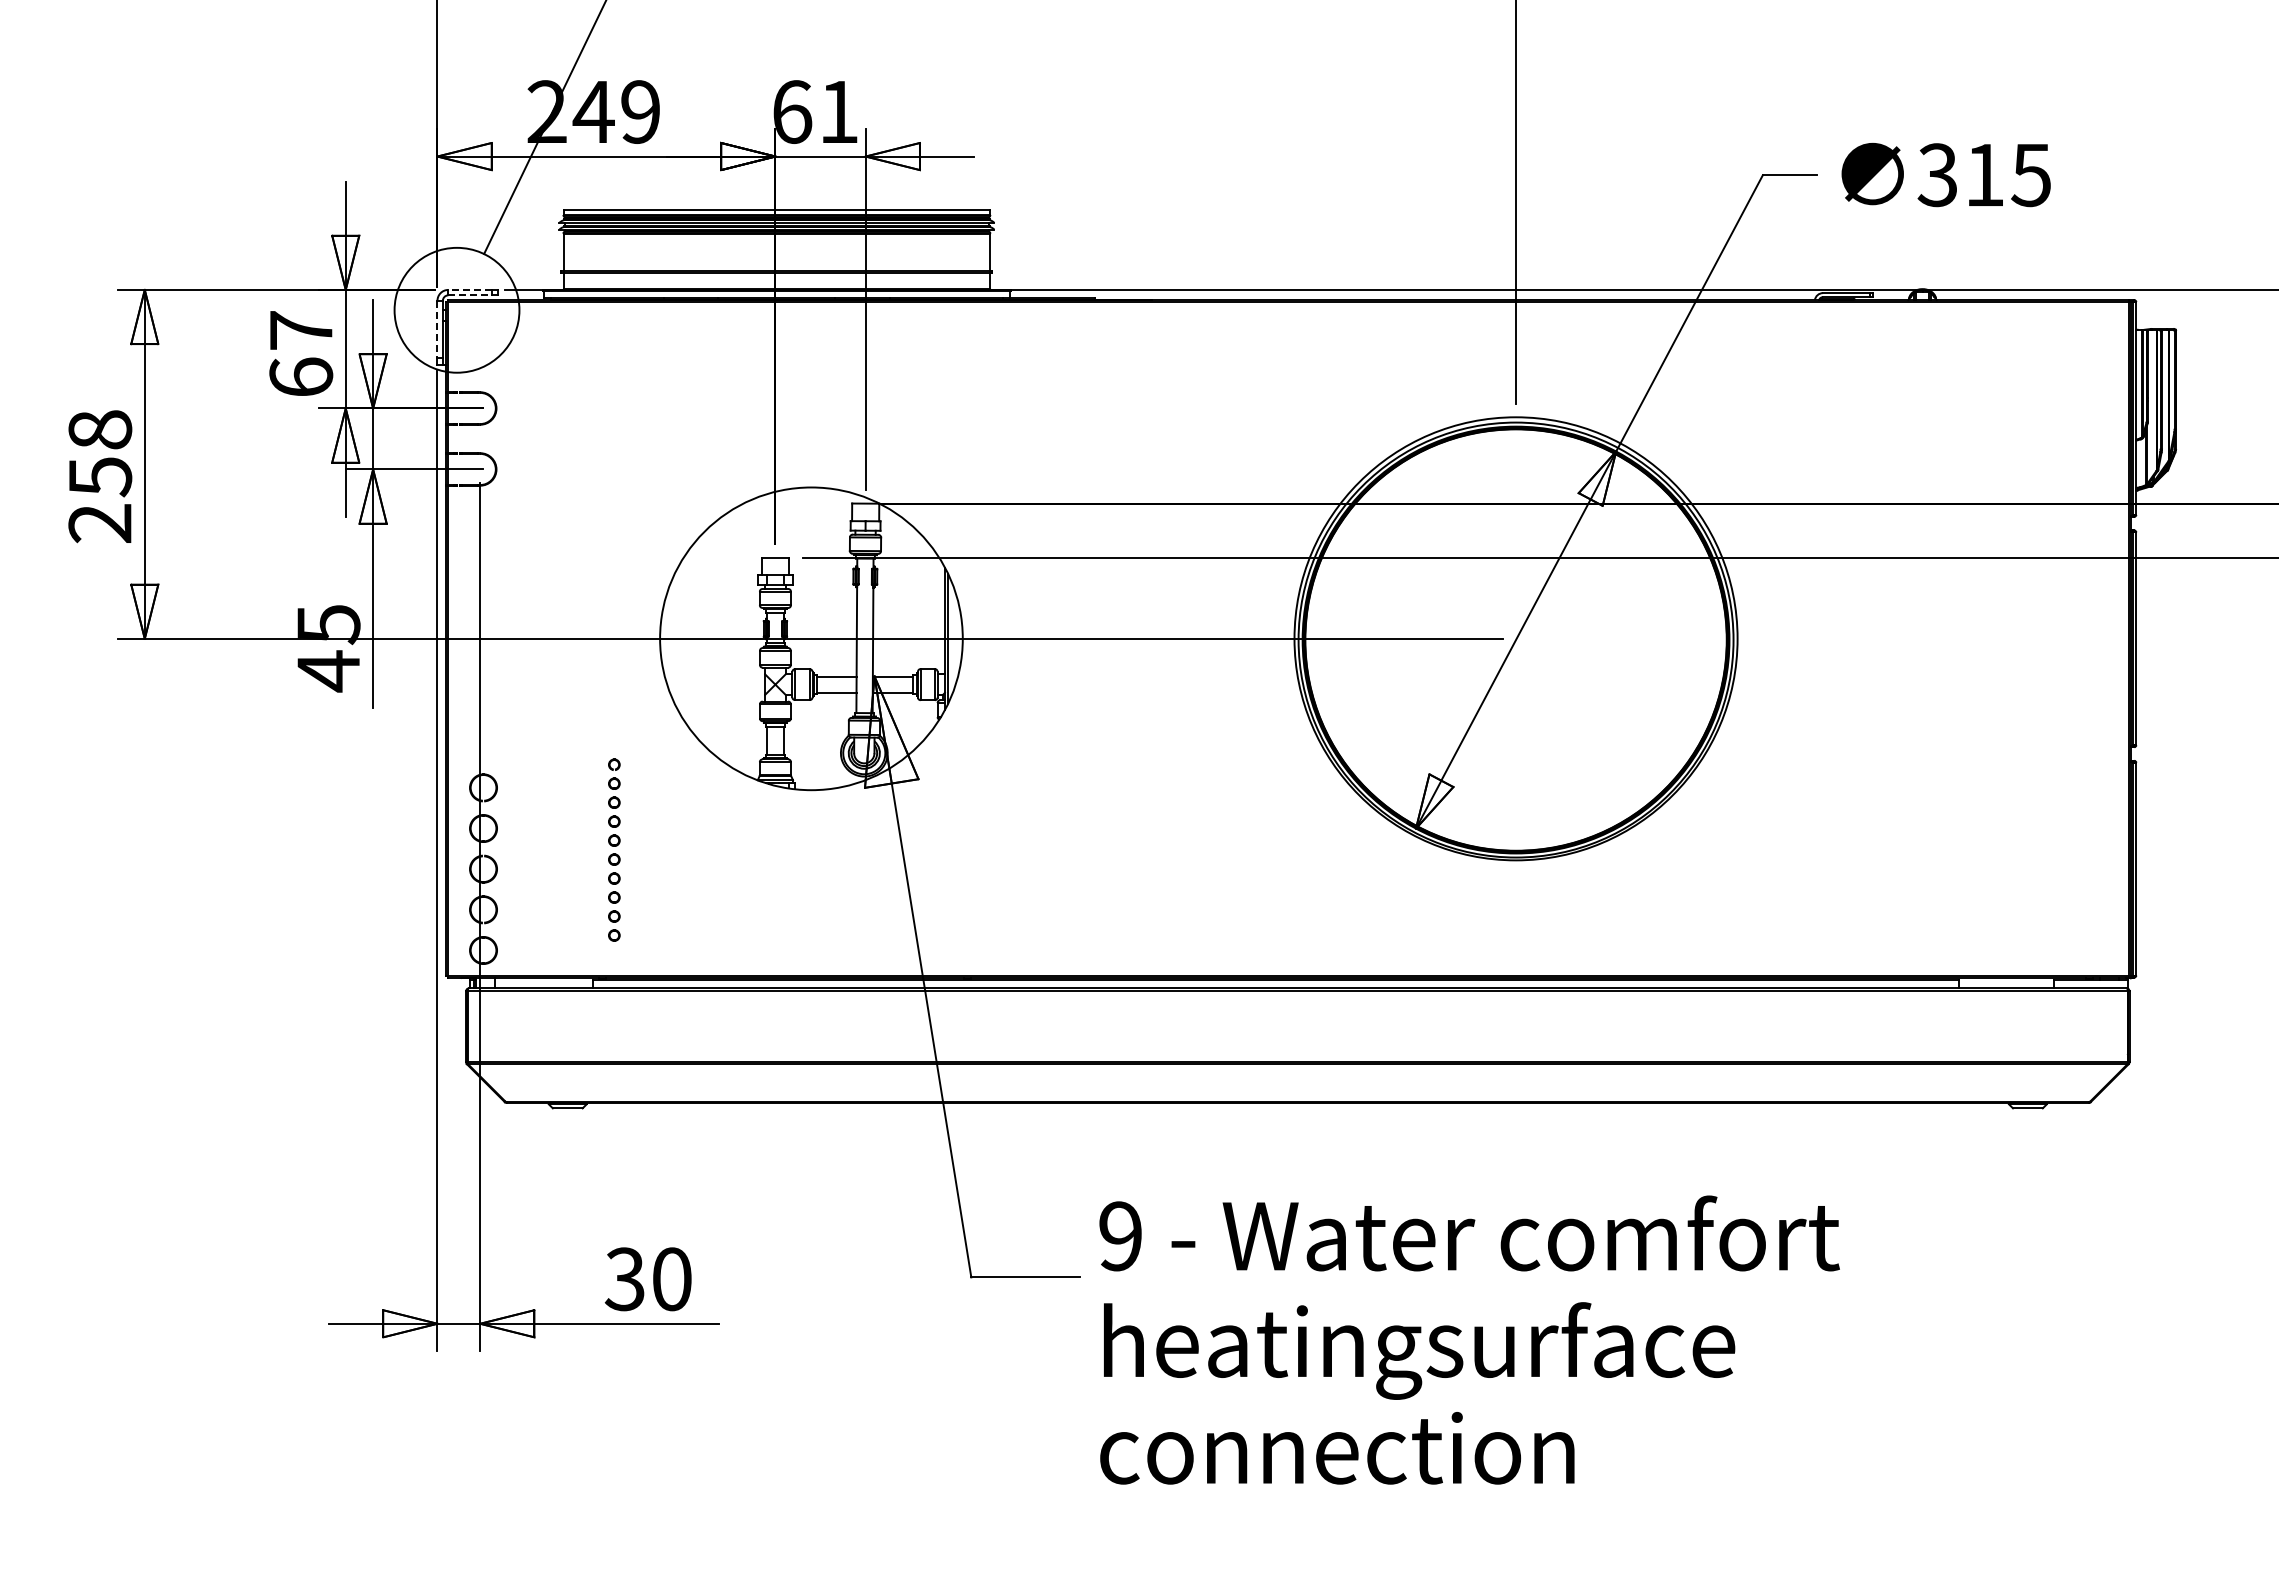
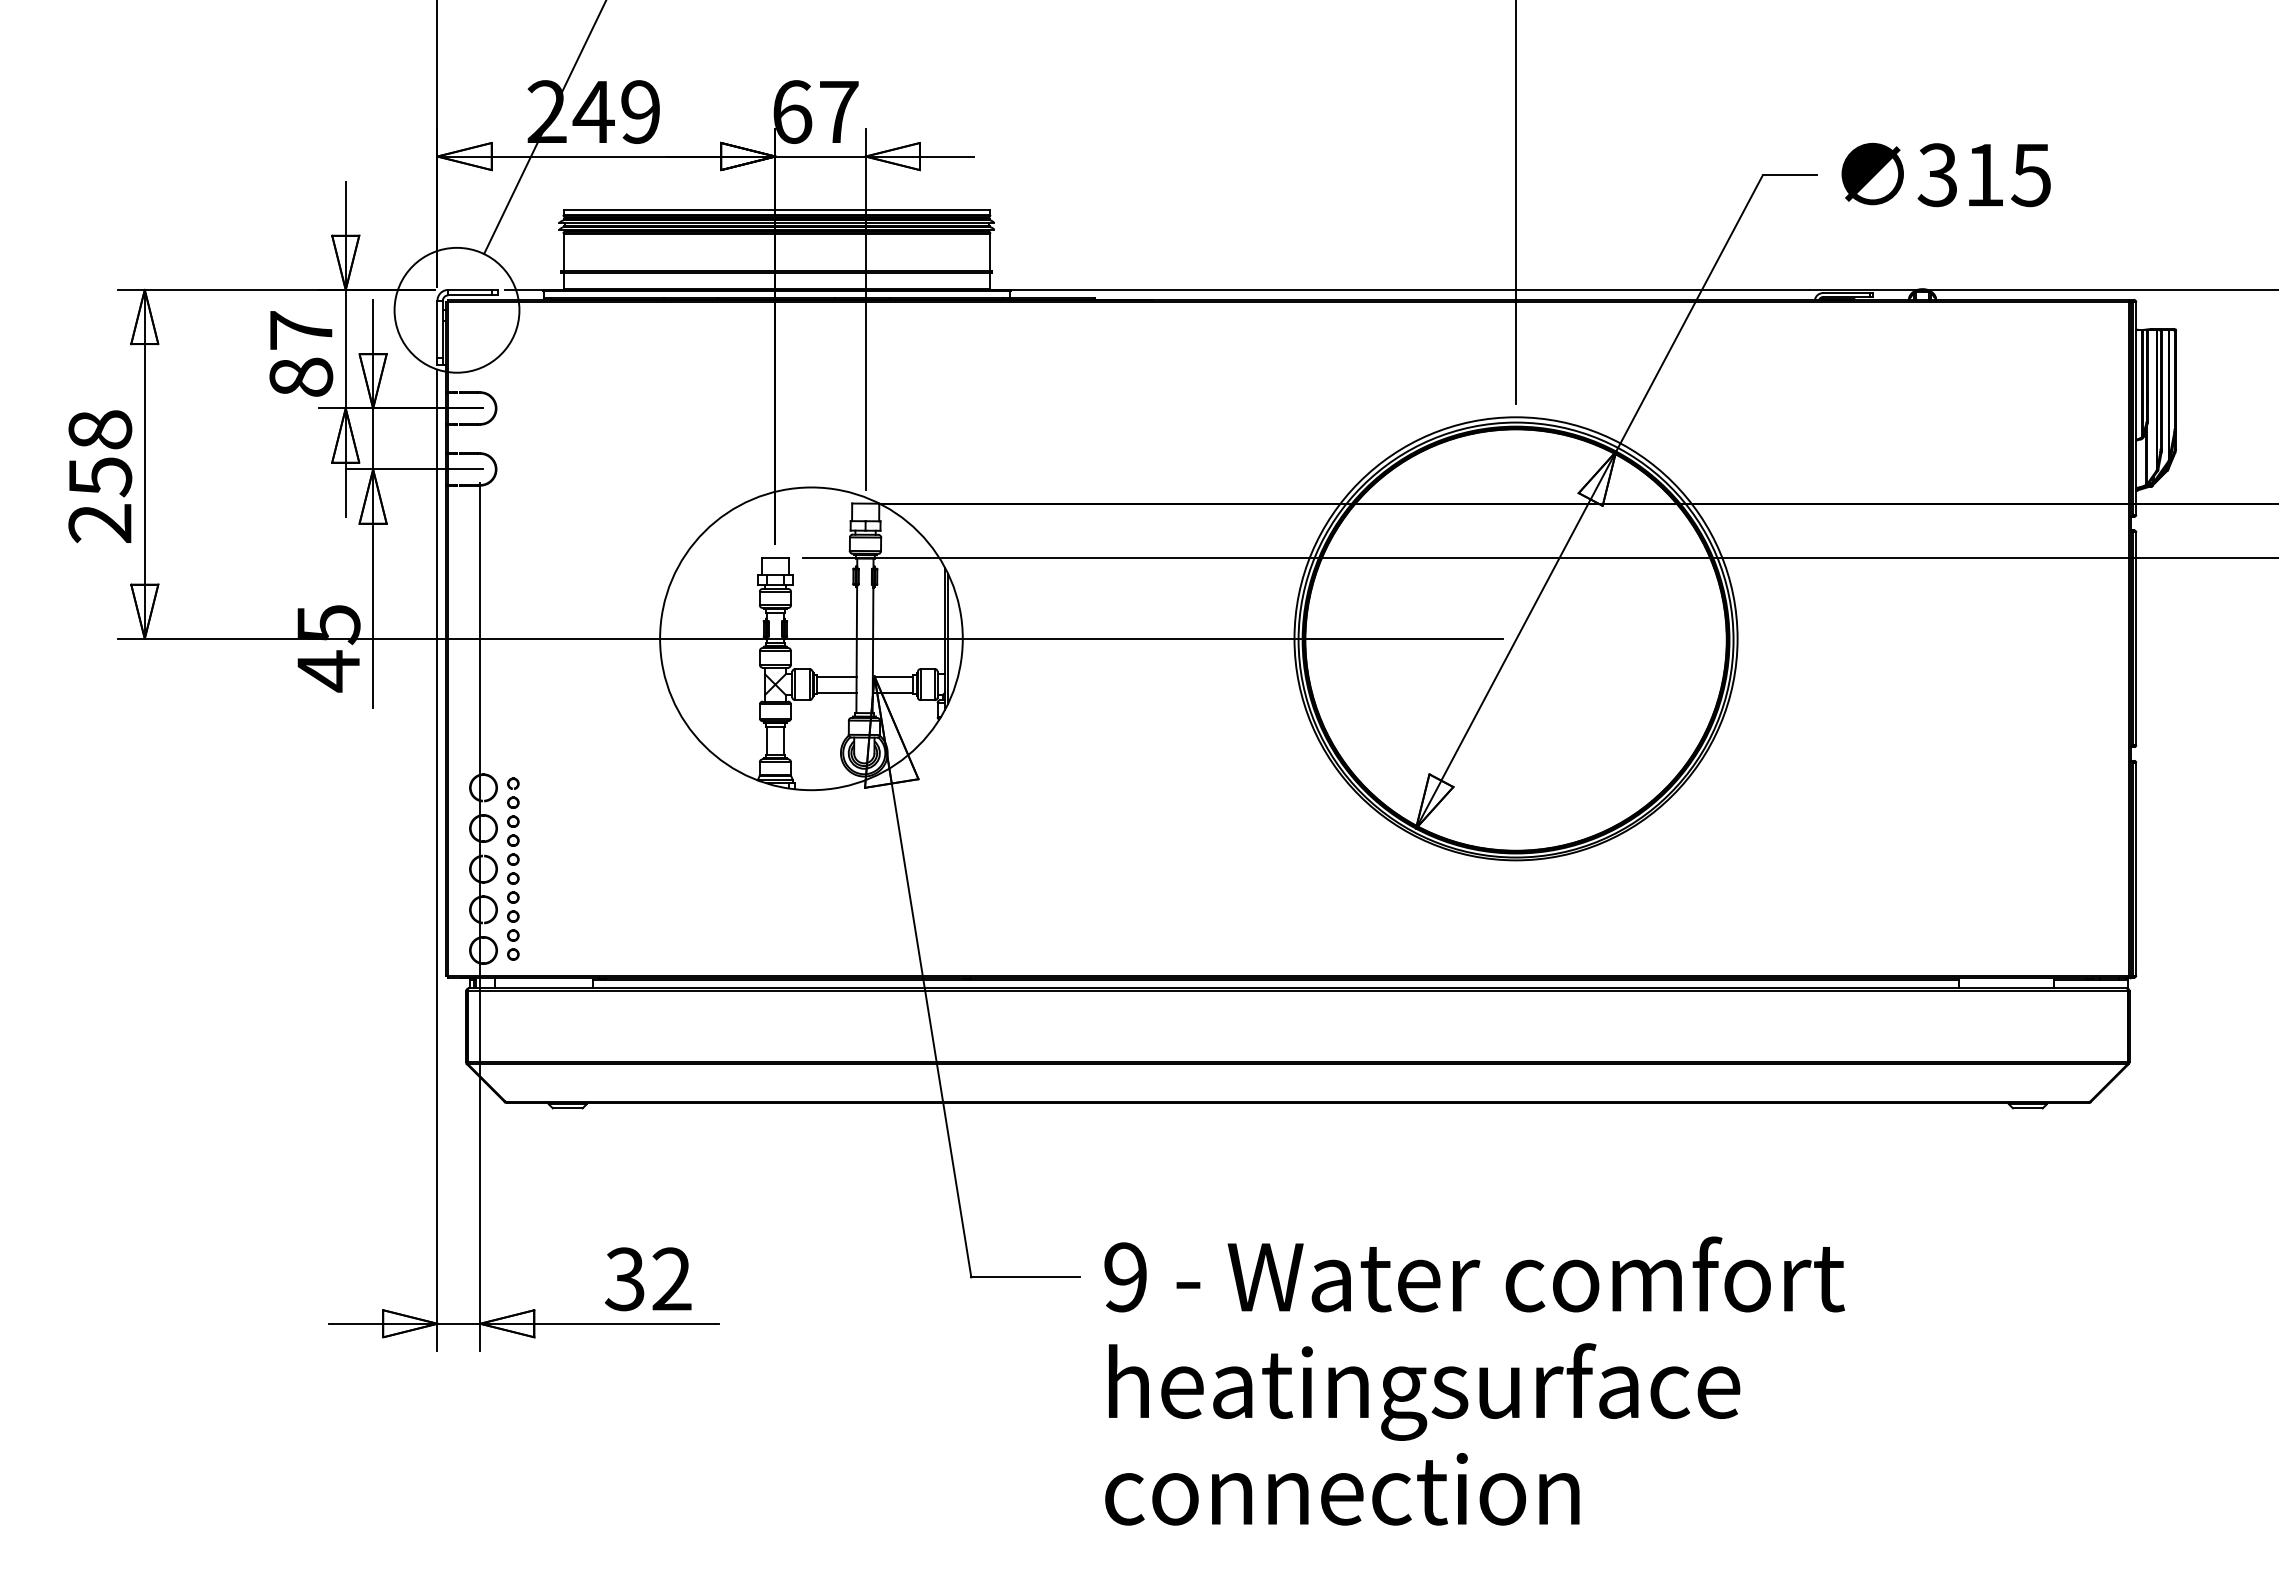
text: 61 -> 67 (839, 111)
line: dashed -> solid (470, 289)
line: dashed -> solid (470, 295)
line: dashed -> solid (437, 329)
text: 67 -> 87 (301, 376)
part position: (614, 849) -> (513, 868) (513, 868)
text: 30 -> 32 (671, 1279)
text position: (1469, 1339) -> (1474, 1380) (1474, 1380)
